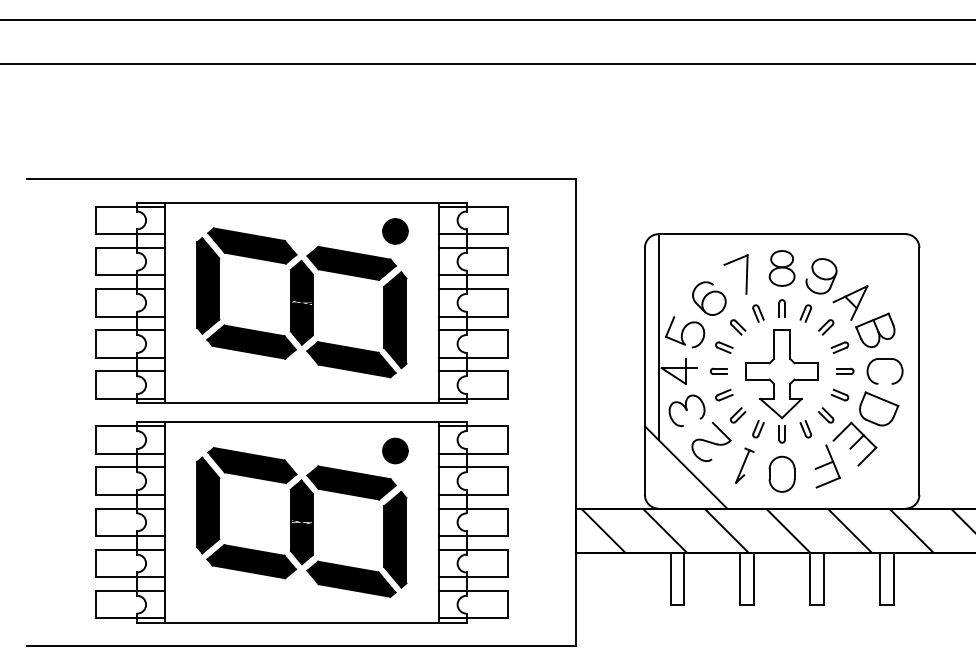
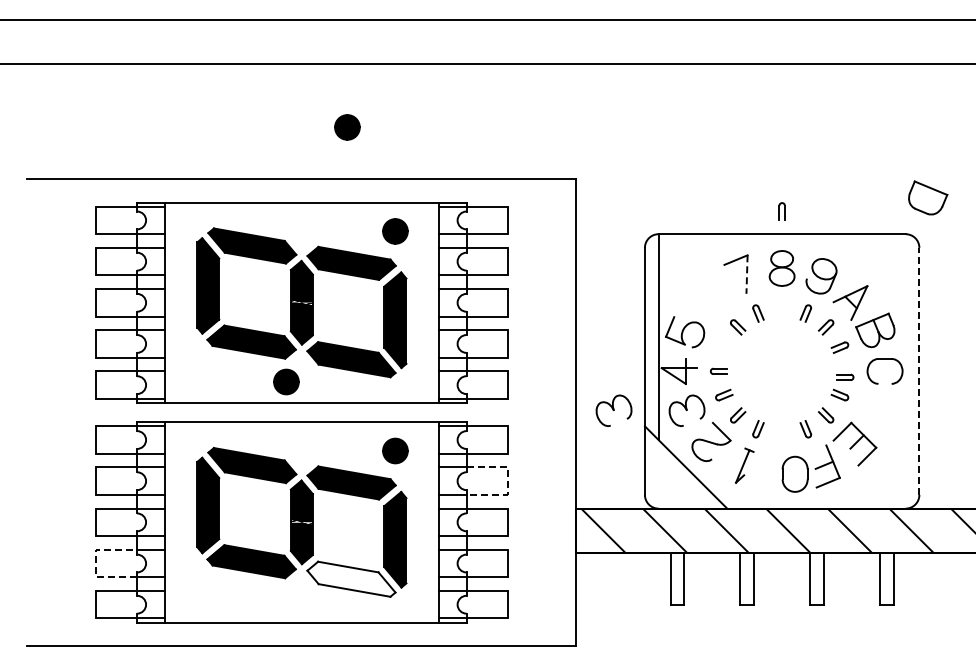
part: none -> present (347, 127)
line: solid -> dashed (747, 275)
part: present -> none (709, 298)
part position: (781, 308) -> (781, 211) (781, 211)
part: present -> none (724, 347)
part position: (845, 370) -> (845, 376) (845, 376)
line: solid -> dashed (919, 371)
part: none -> present (286, 381)
part: present -> none (781, 386)
part position: (879, 408) -> (928, 197) (928, 197)
part: none -> present (613, 410)
part position: (781, 473) -> (794, 473) (794, 473)
line: solid -> dashed (507, 481)
line: solid -> dashed (96, 563)
fill: present -> none (351, 578)
